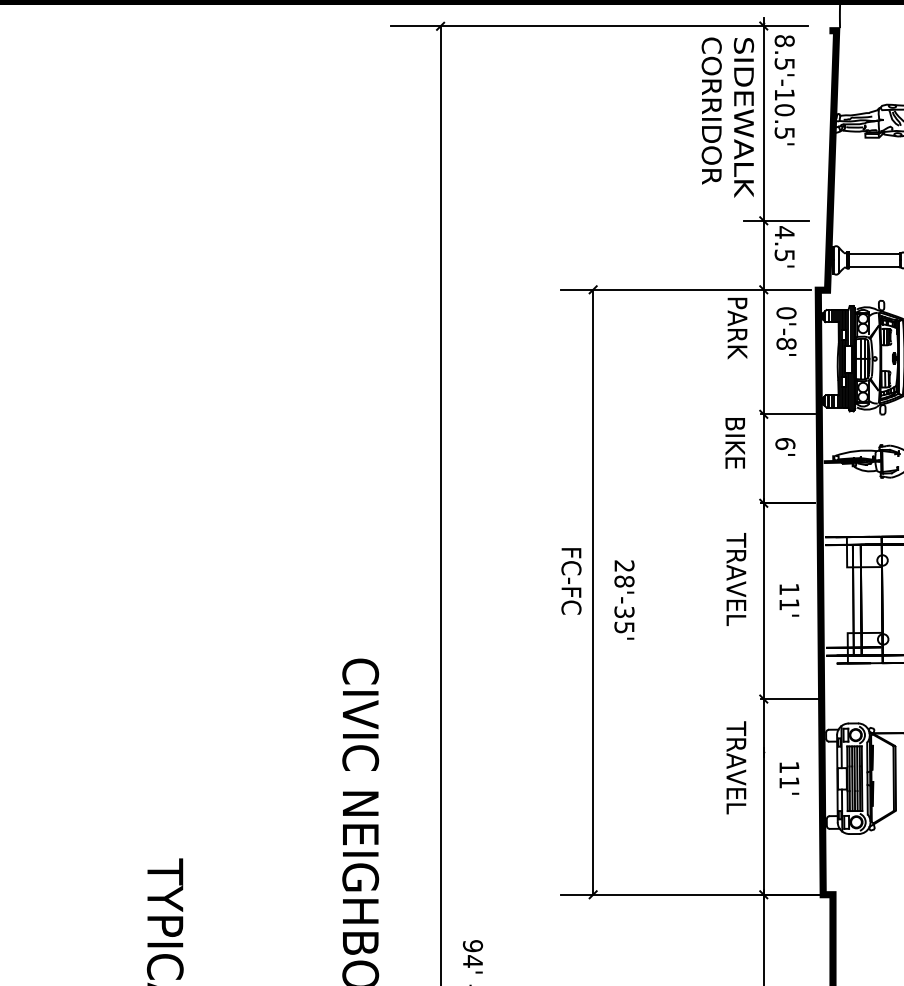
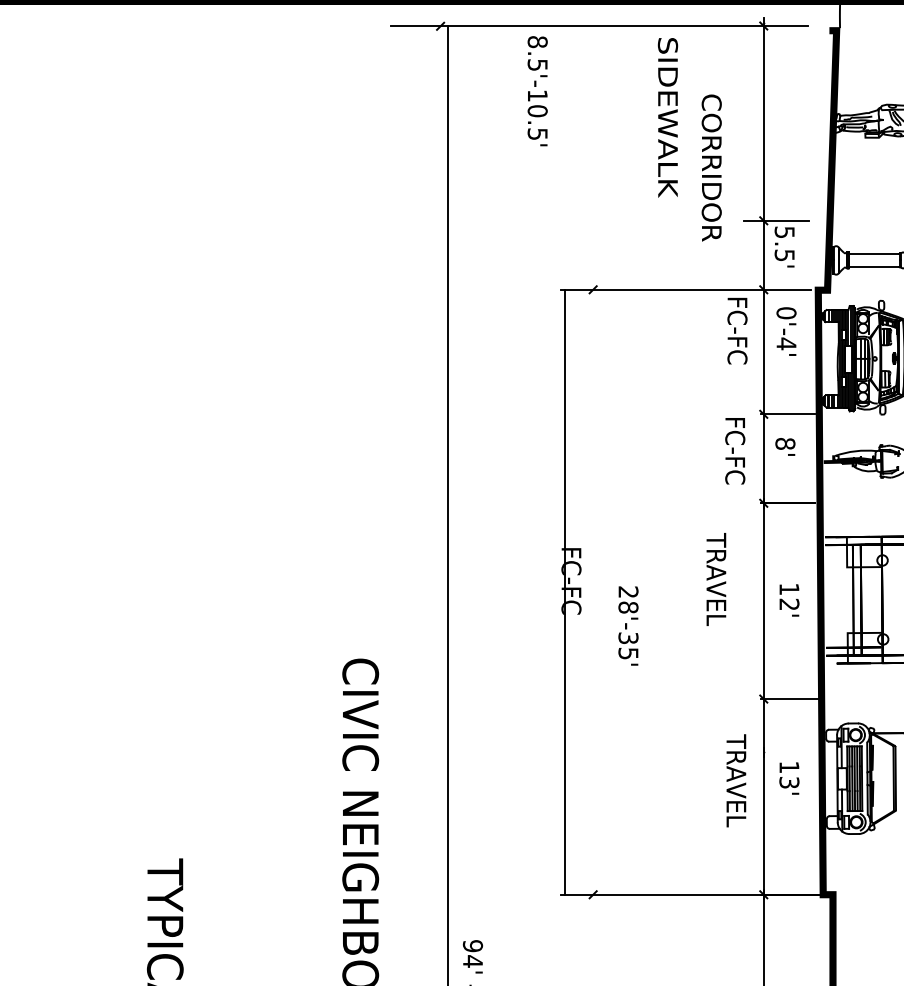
text position: (784, 90) -> (537, 91) (537, 91)
text position: (711, 110) -> (711, 167) (711, 167)
text position: (743, 117) -> (667, 117) (667, 117)
text: 4.5' -> 5.5' (784, 232)
text: PARK -> FC-FC (737, 332)
text: 0'-8' -> 0'-4' (786, 343)
text: 6' -> 8' (785, 443)
text: BIKE -> FC-FC (735, 452)
line position: (440, 504) -> (447, 504) (447, 504)
text position: (736, 579) -> (716, 579) (716, 579)
line position: (593, 591) -> (565, 591) (565, 591)
text position: (624, 599) -> (628, 625) (628, 625)
text: 11' -> 12' (789, 604)
text position: (736, 767) -> (736, 780) (736, 780)
text: 11' -> 13' (789, 782)
